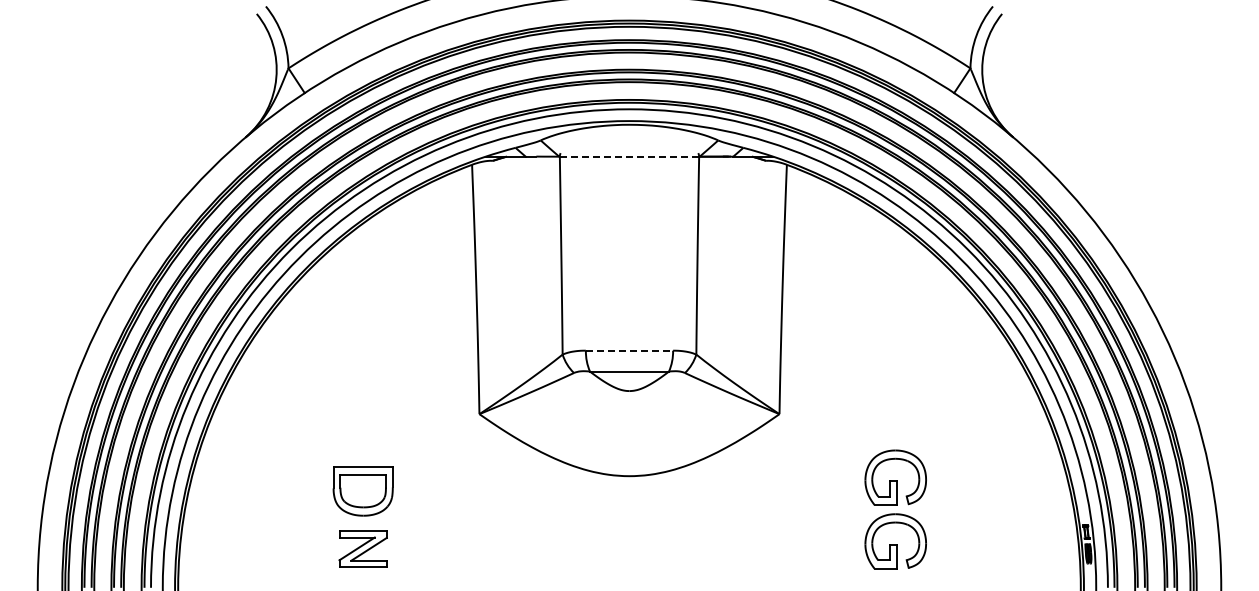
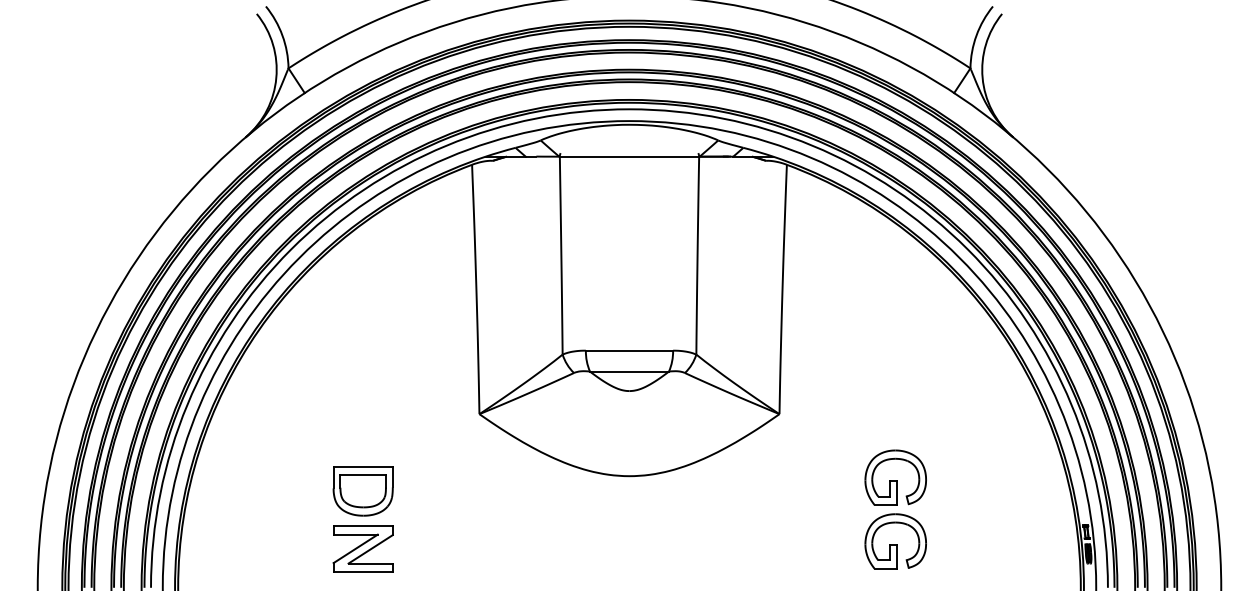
line: dashed -> solid (629, 156)
line: dashed -> solid (629, 350)
part size: 50x38 px -> 62x48 px (362, 548)
